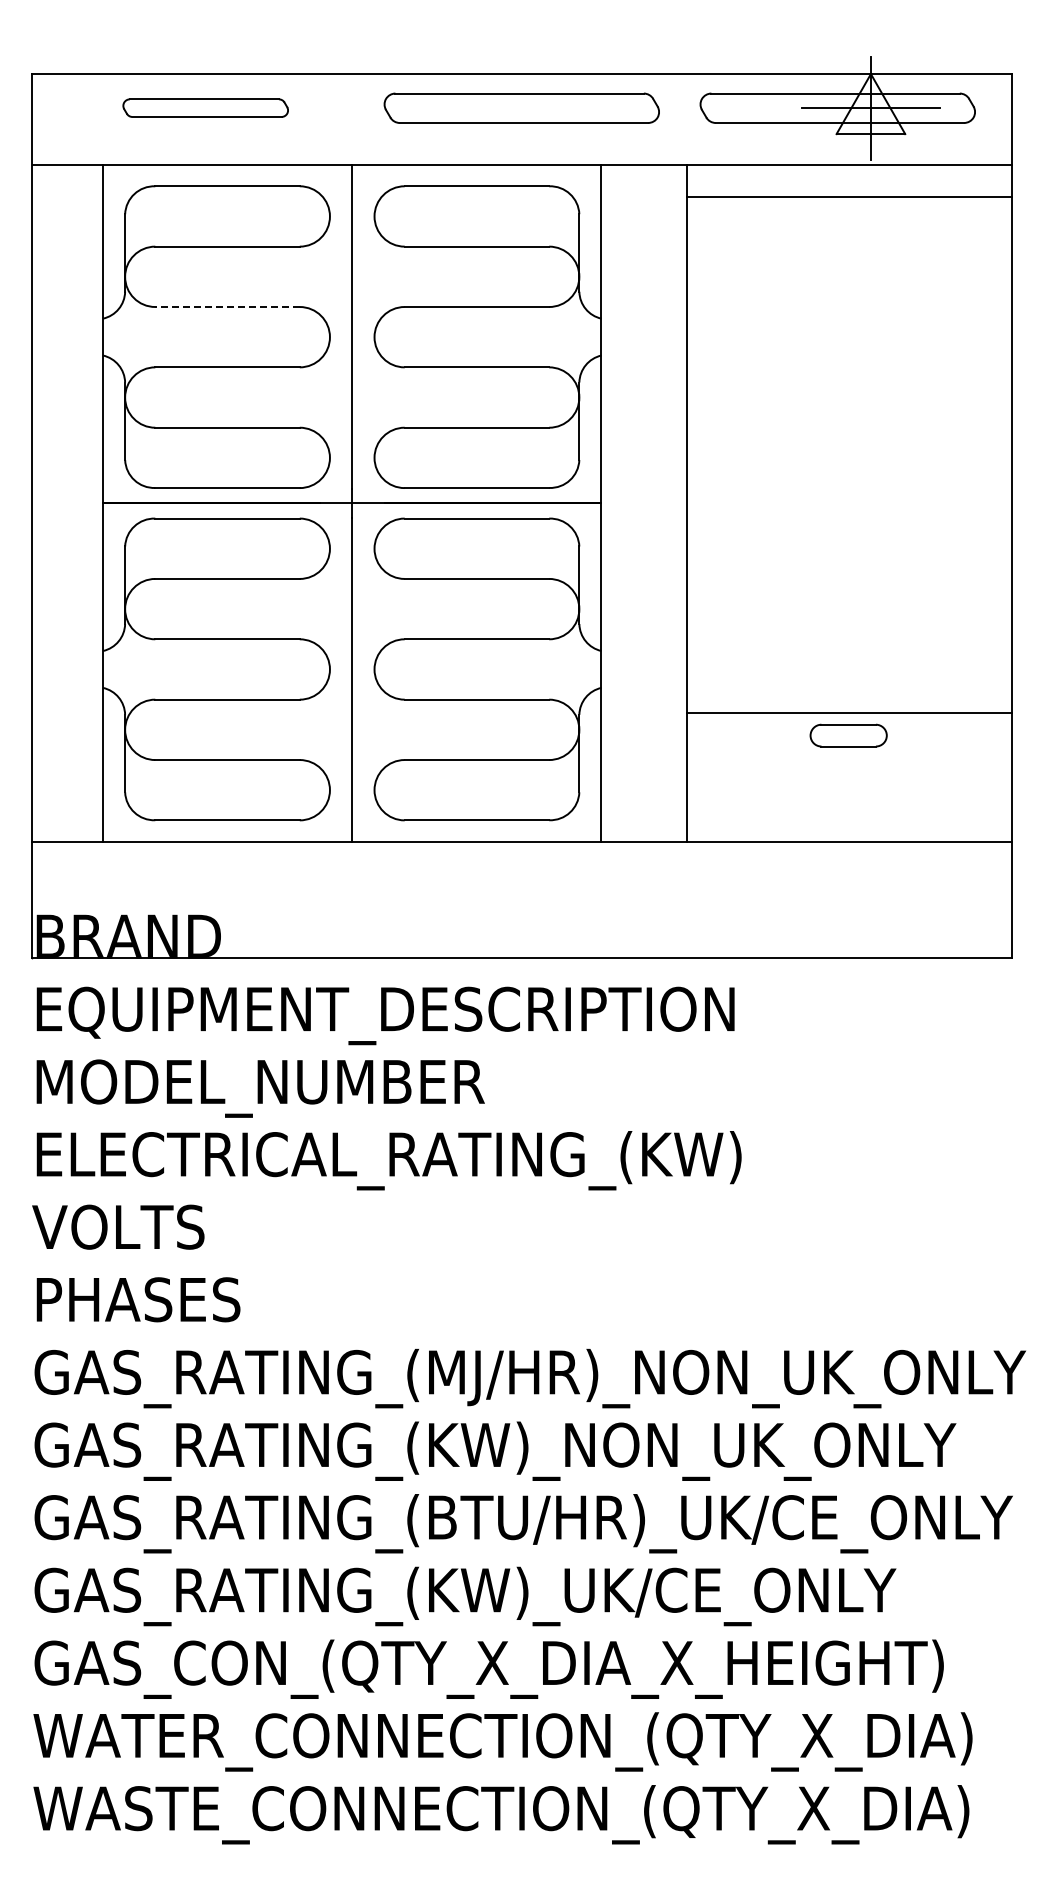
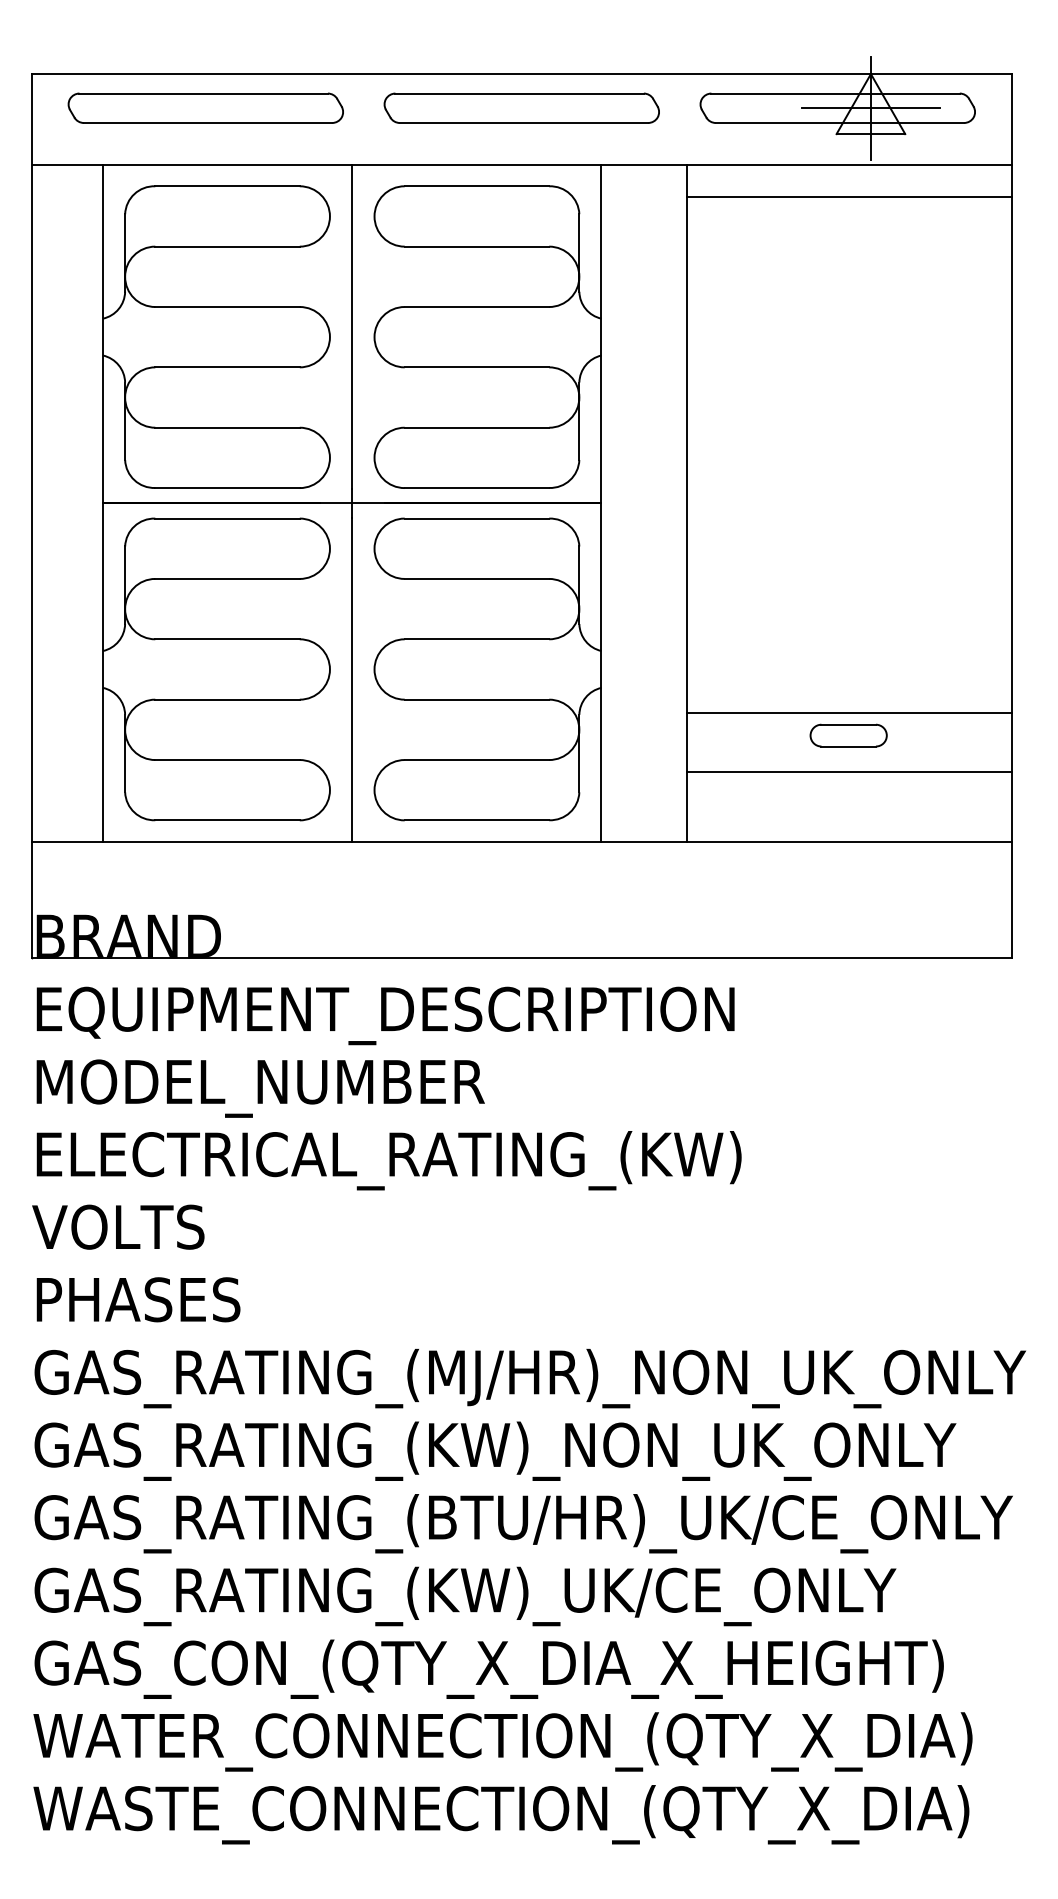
part size: 167x20 px -> 277x32 px (205, 107)
line: dashed -> solid (227, 307)
line: none -> present (849, 772)
